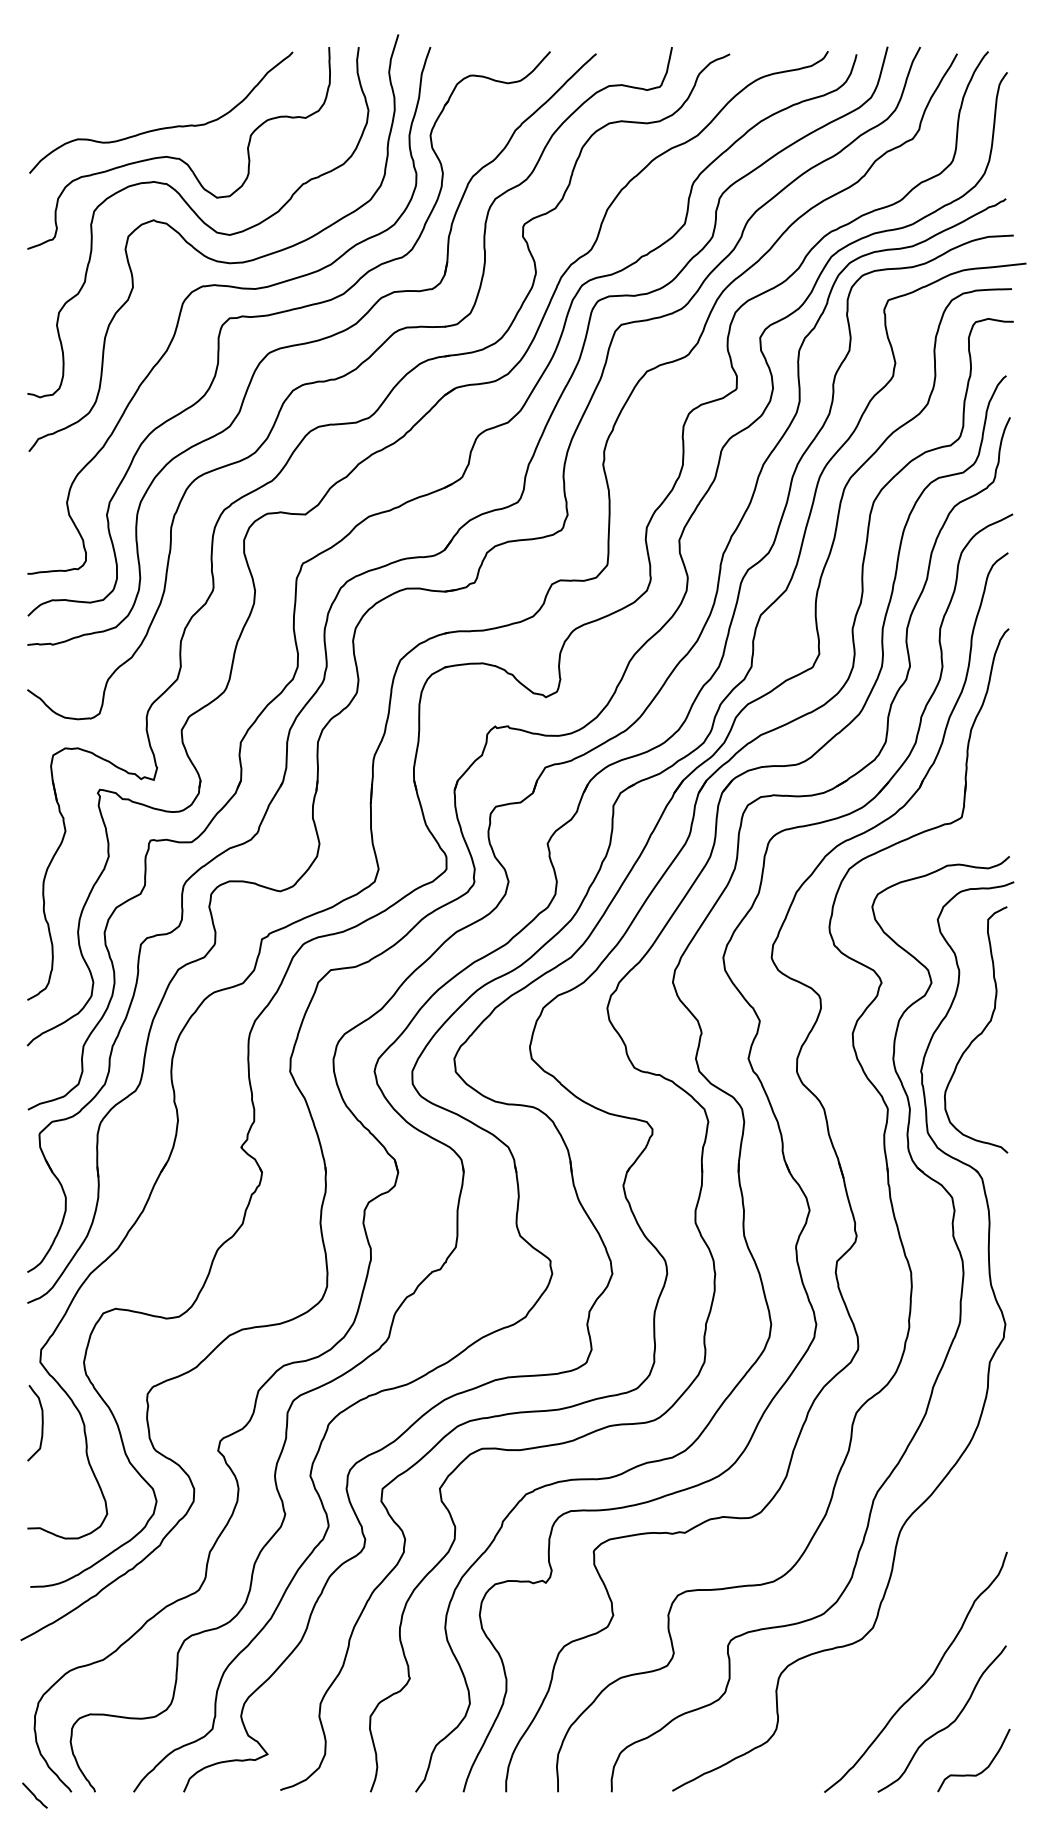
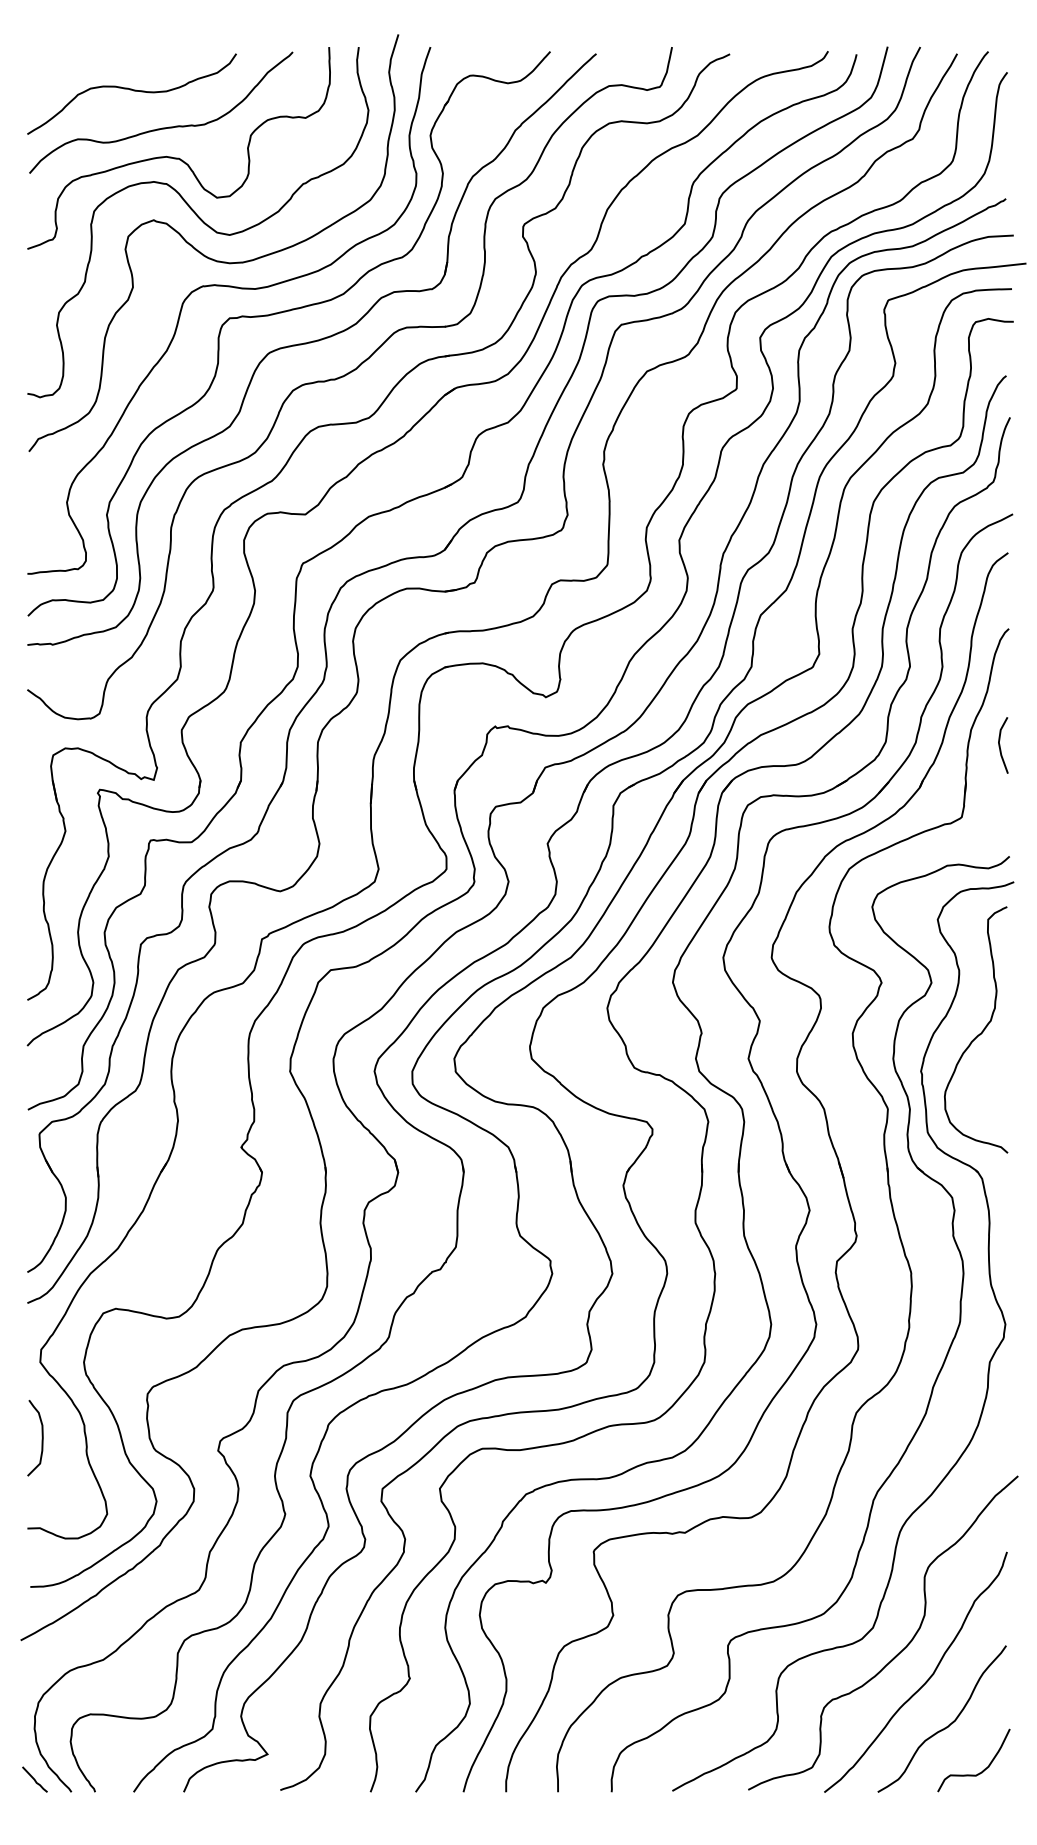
curve: none -> present (133, 91)
line: none -> present (1000, 745)
curve position: (41, 1423) -> (41, 1438) (41, 1438)
curve: none -> present (898, 1652)
line position: (34, 1795) -> (34, 1779) (34, 1779)
